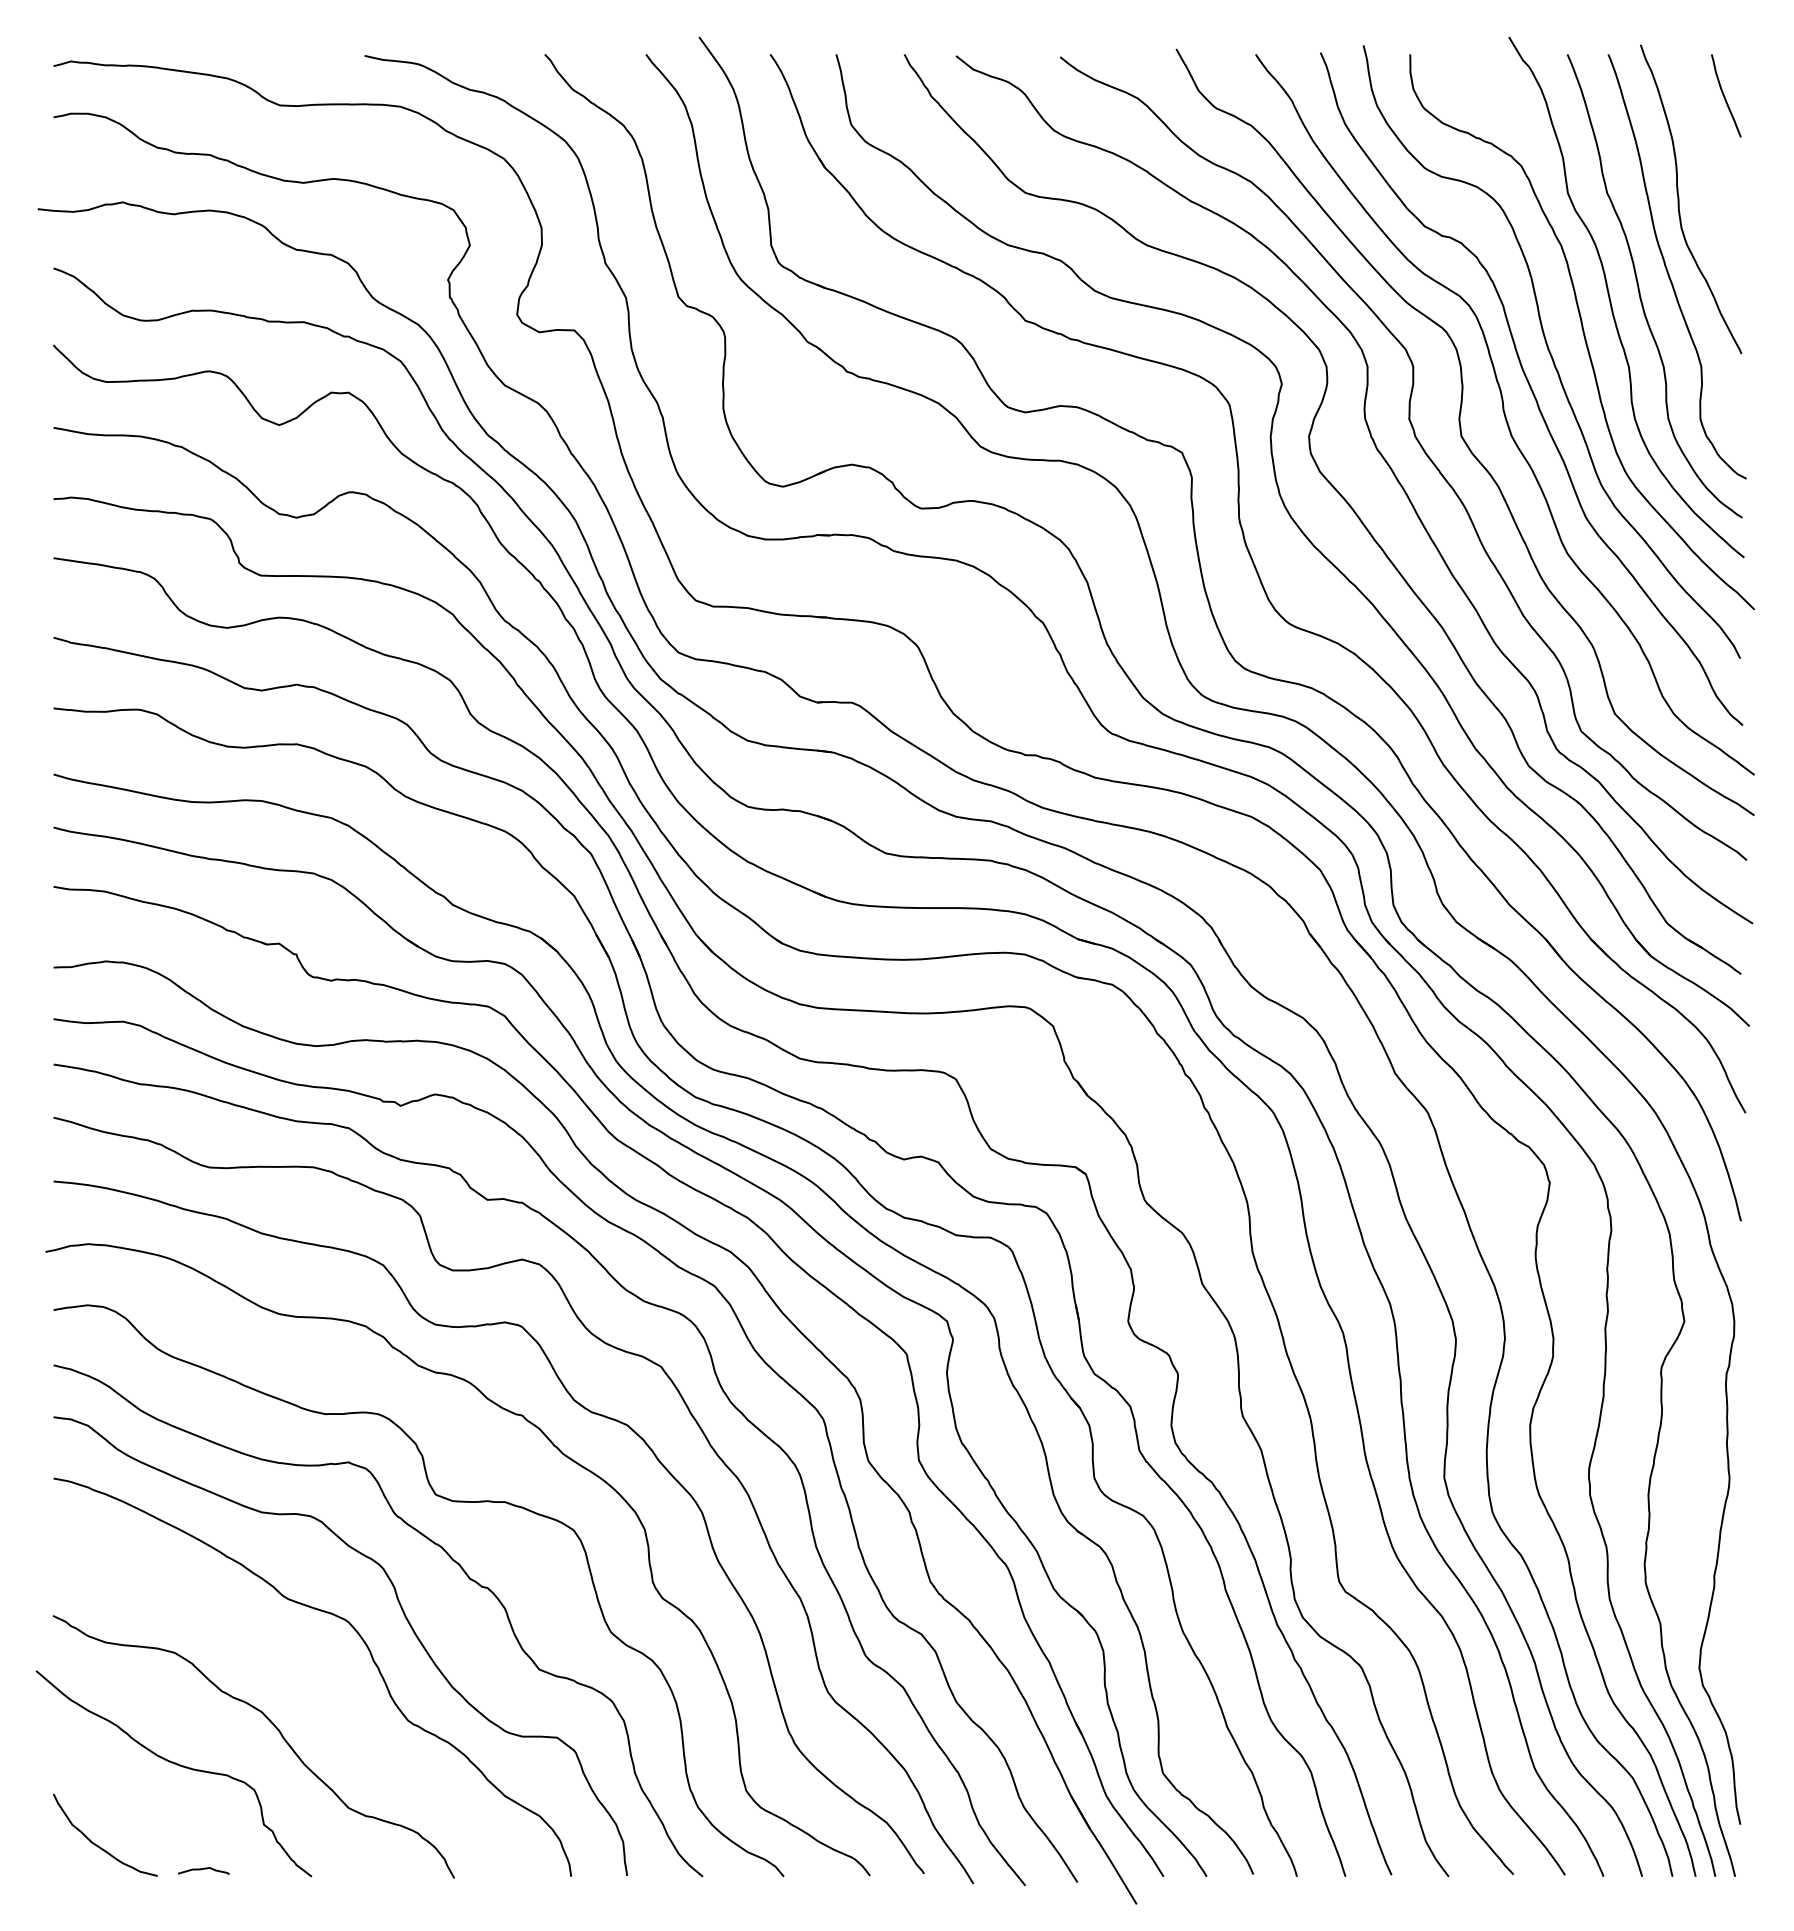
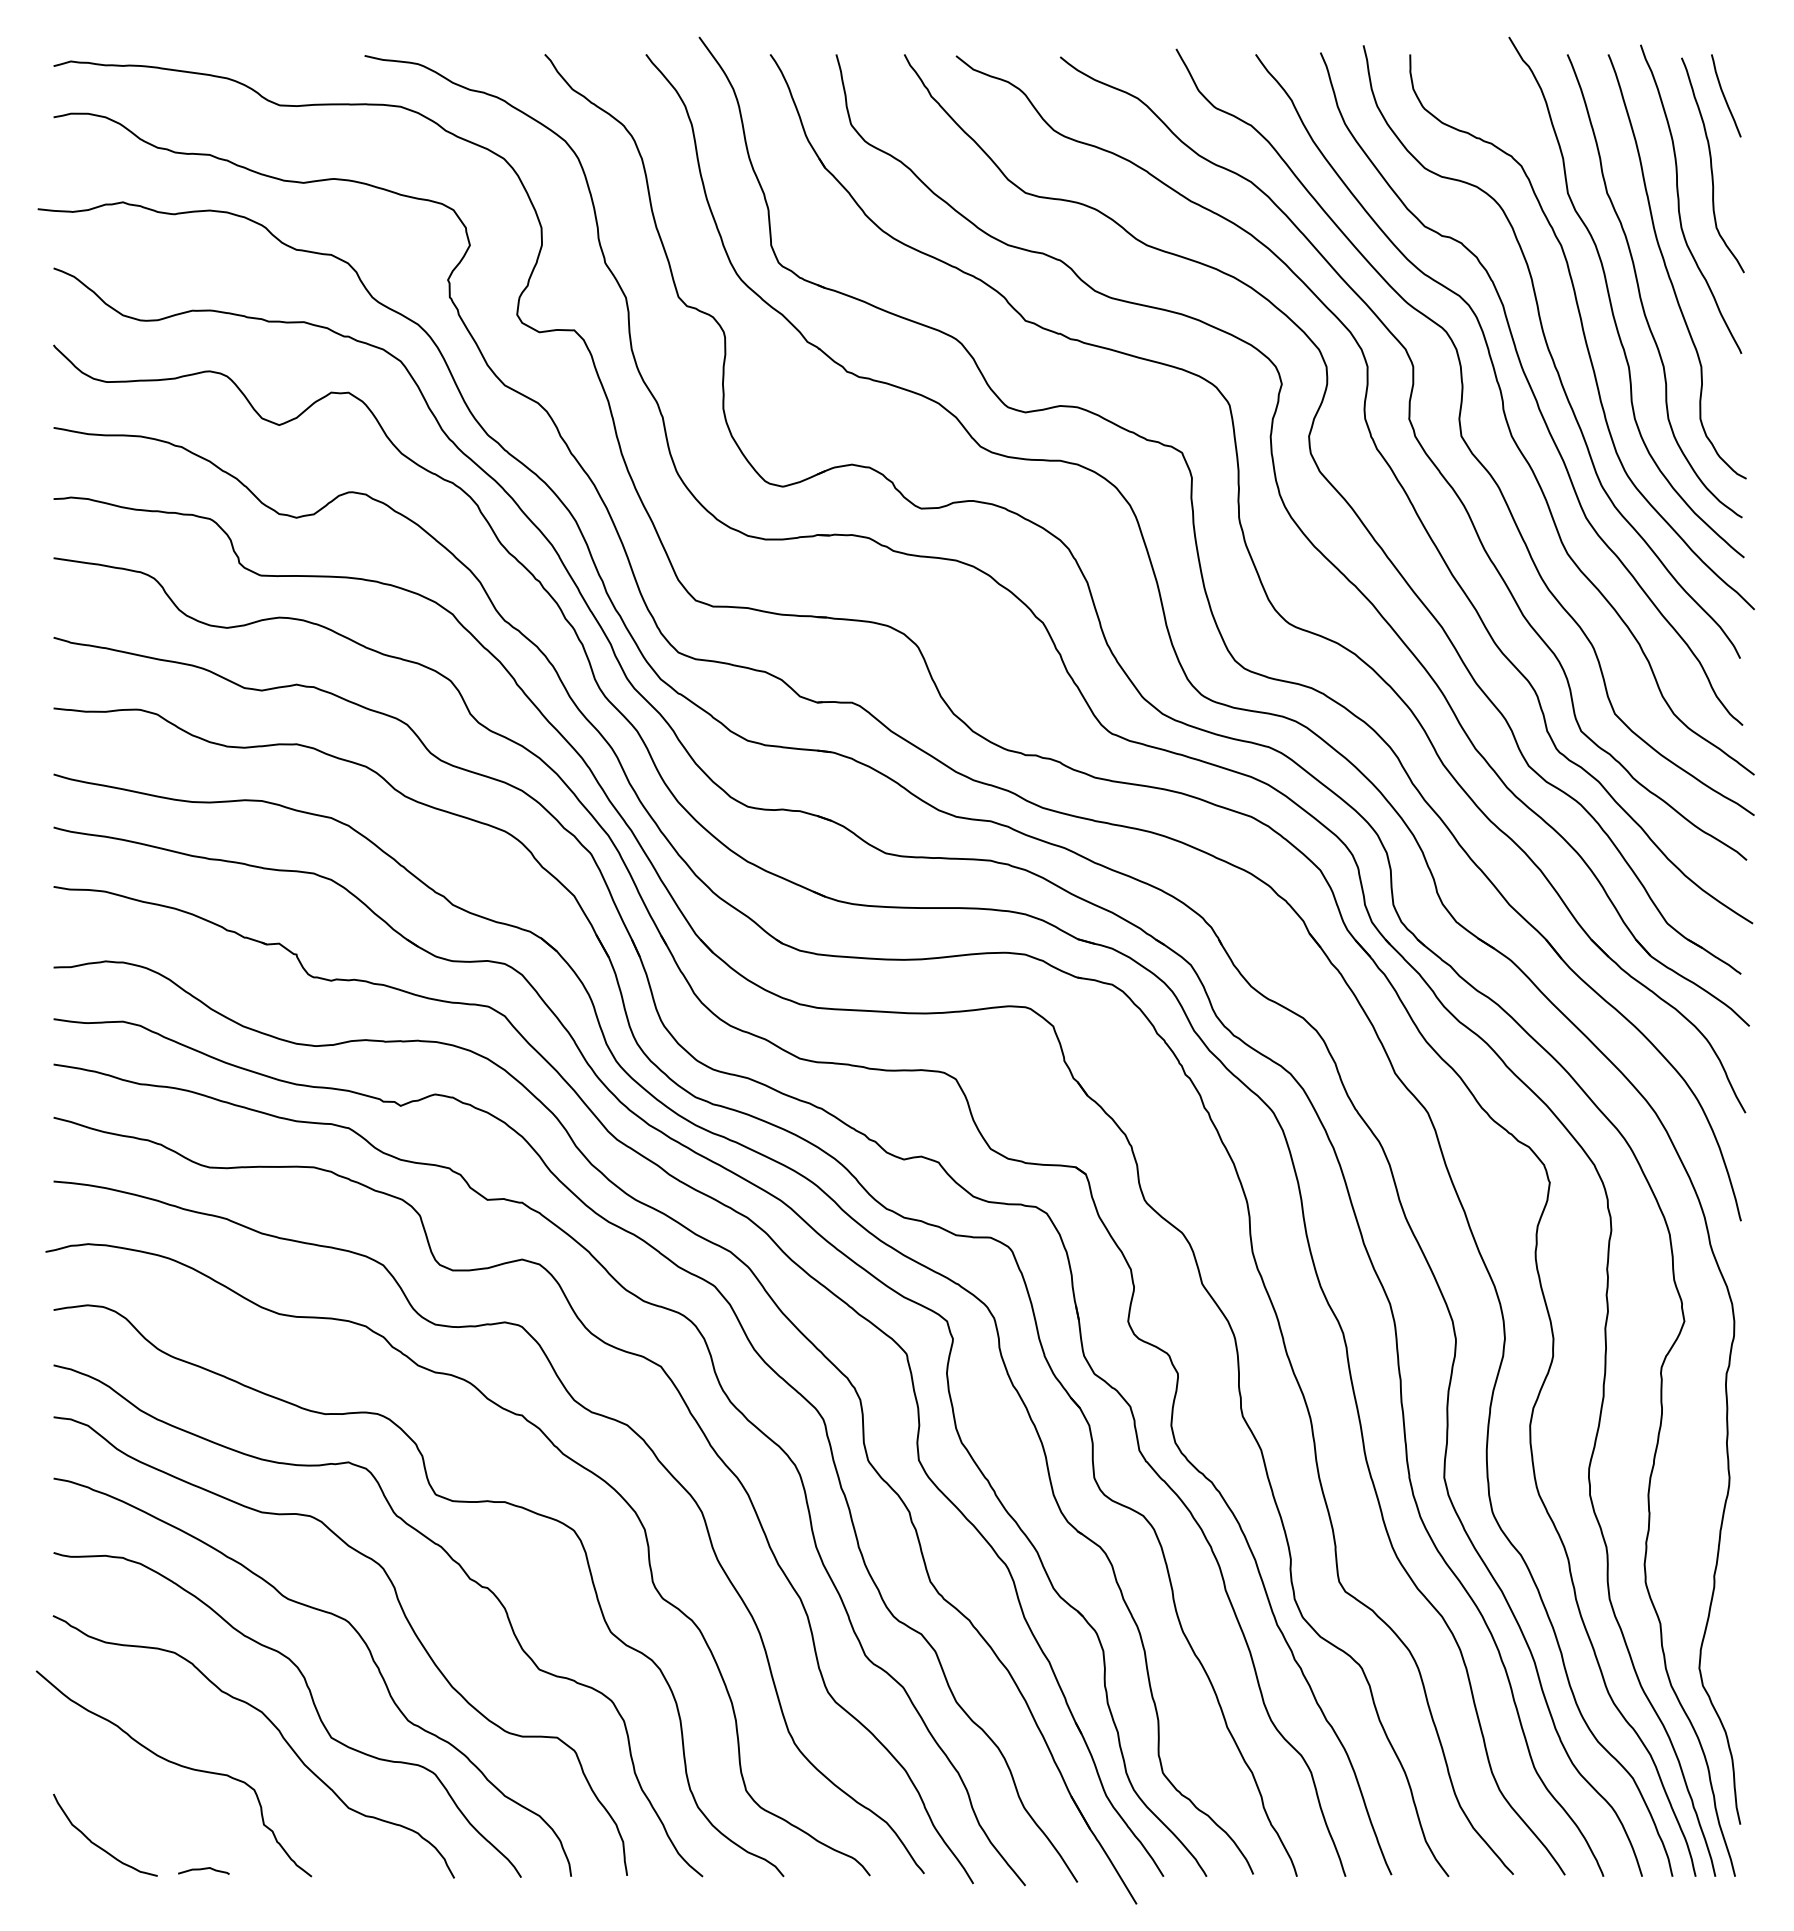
curve: none -> present (1712, 165)
curve: none -> present (313, 1705)
